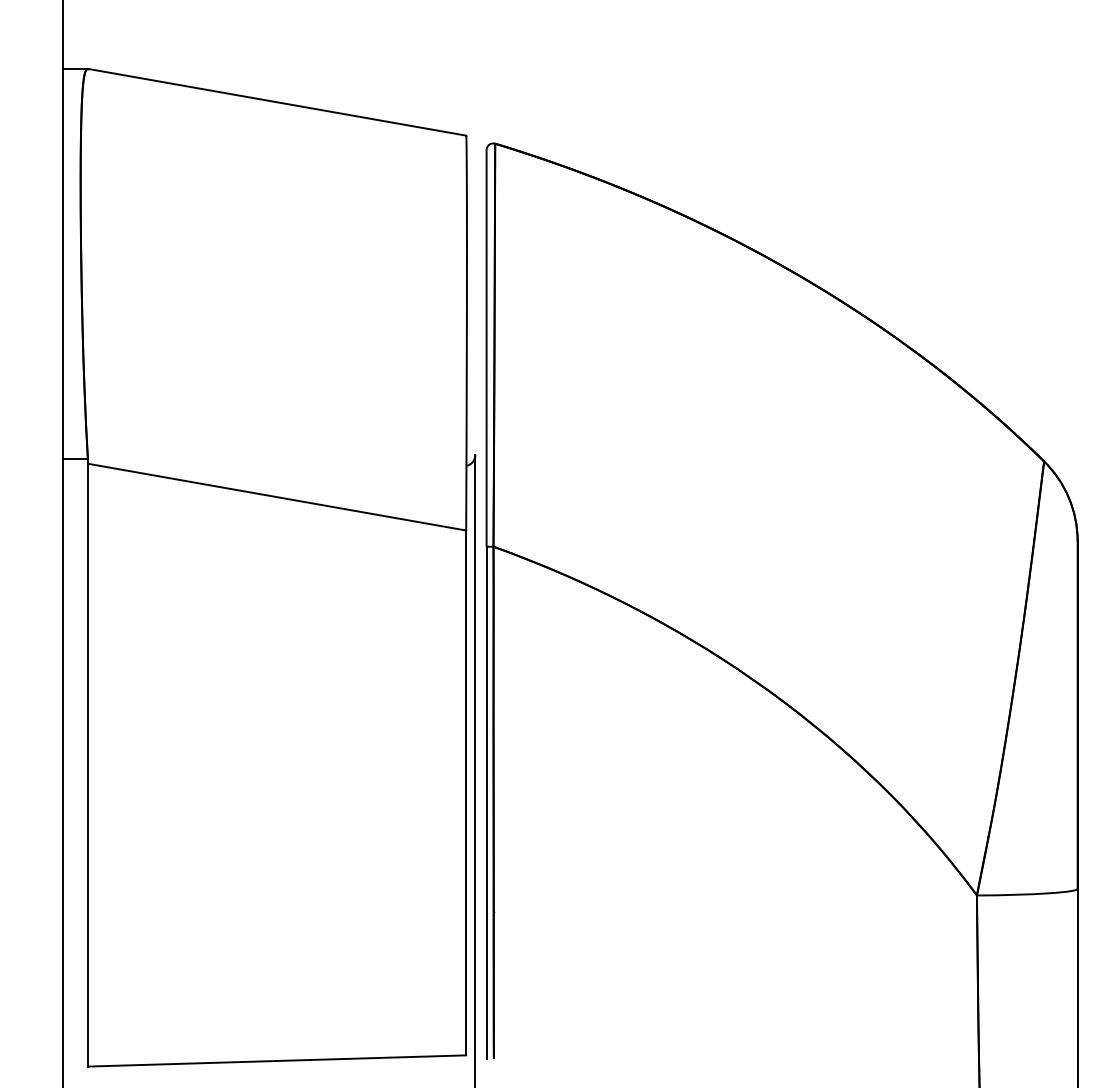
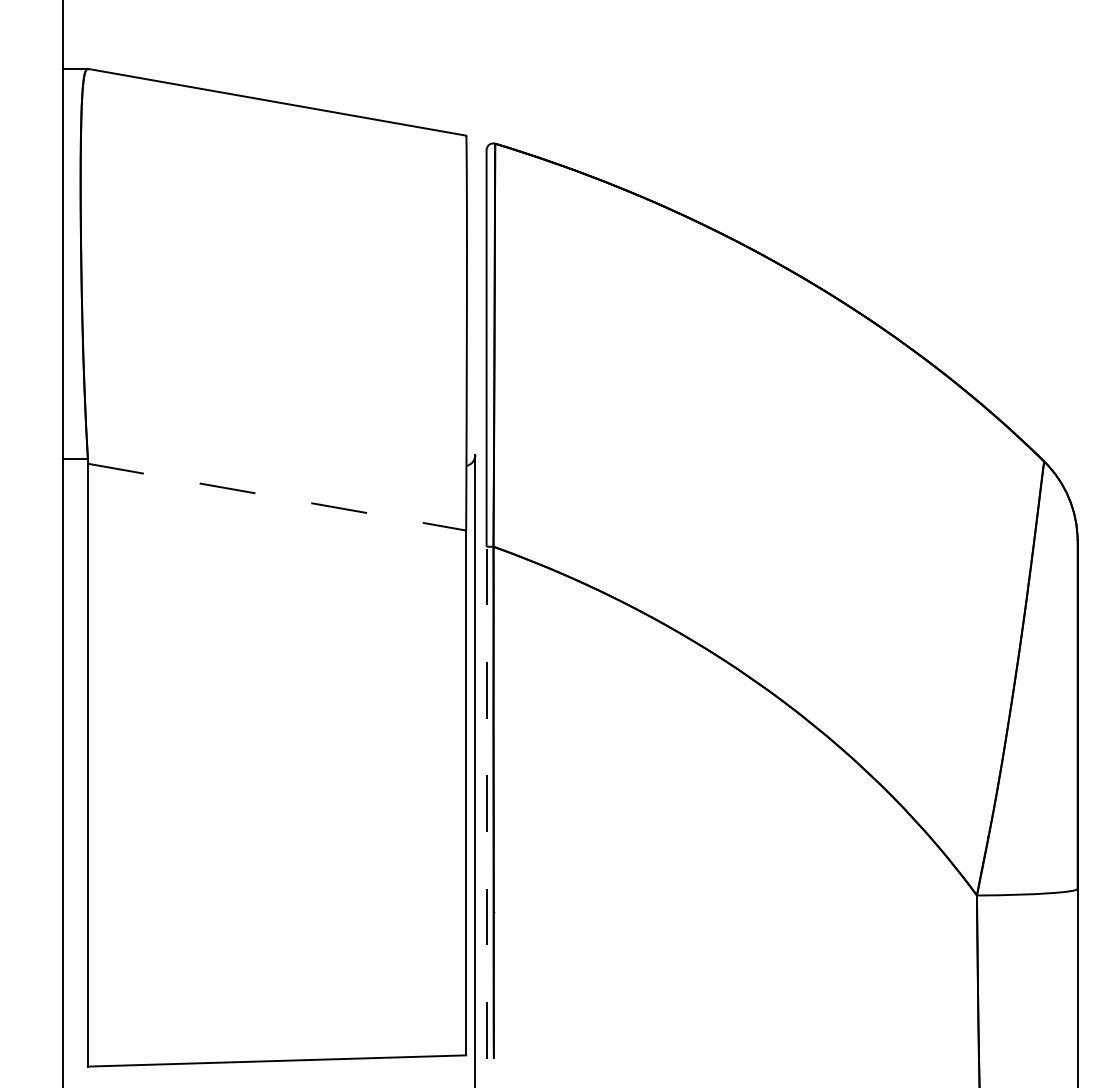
line: solid -> dashed (277, 497)
line: solid -> dashed (486, 802)
